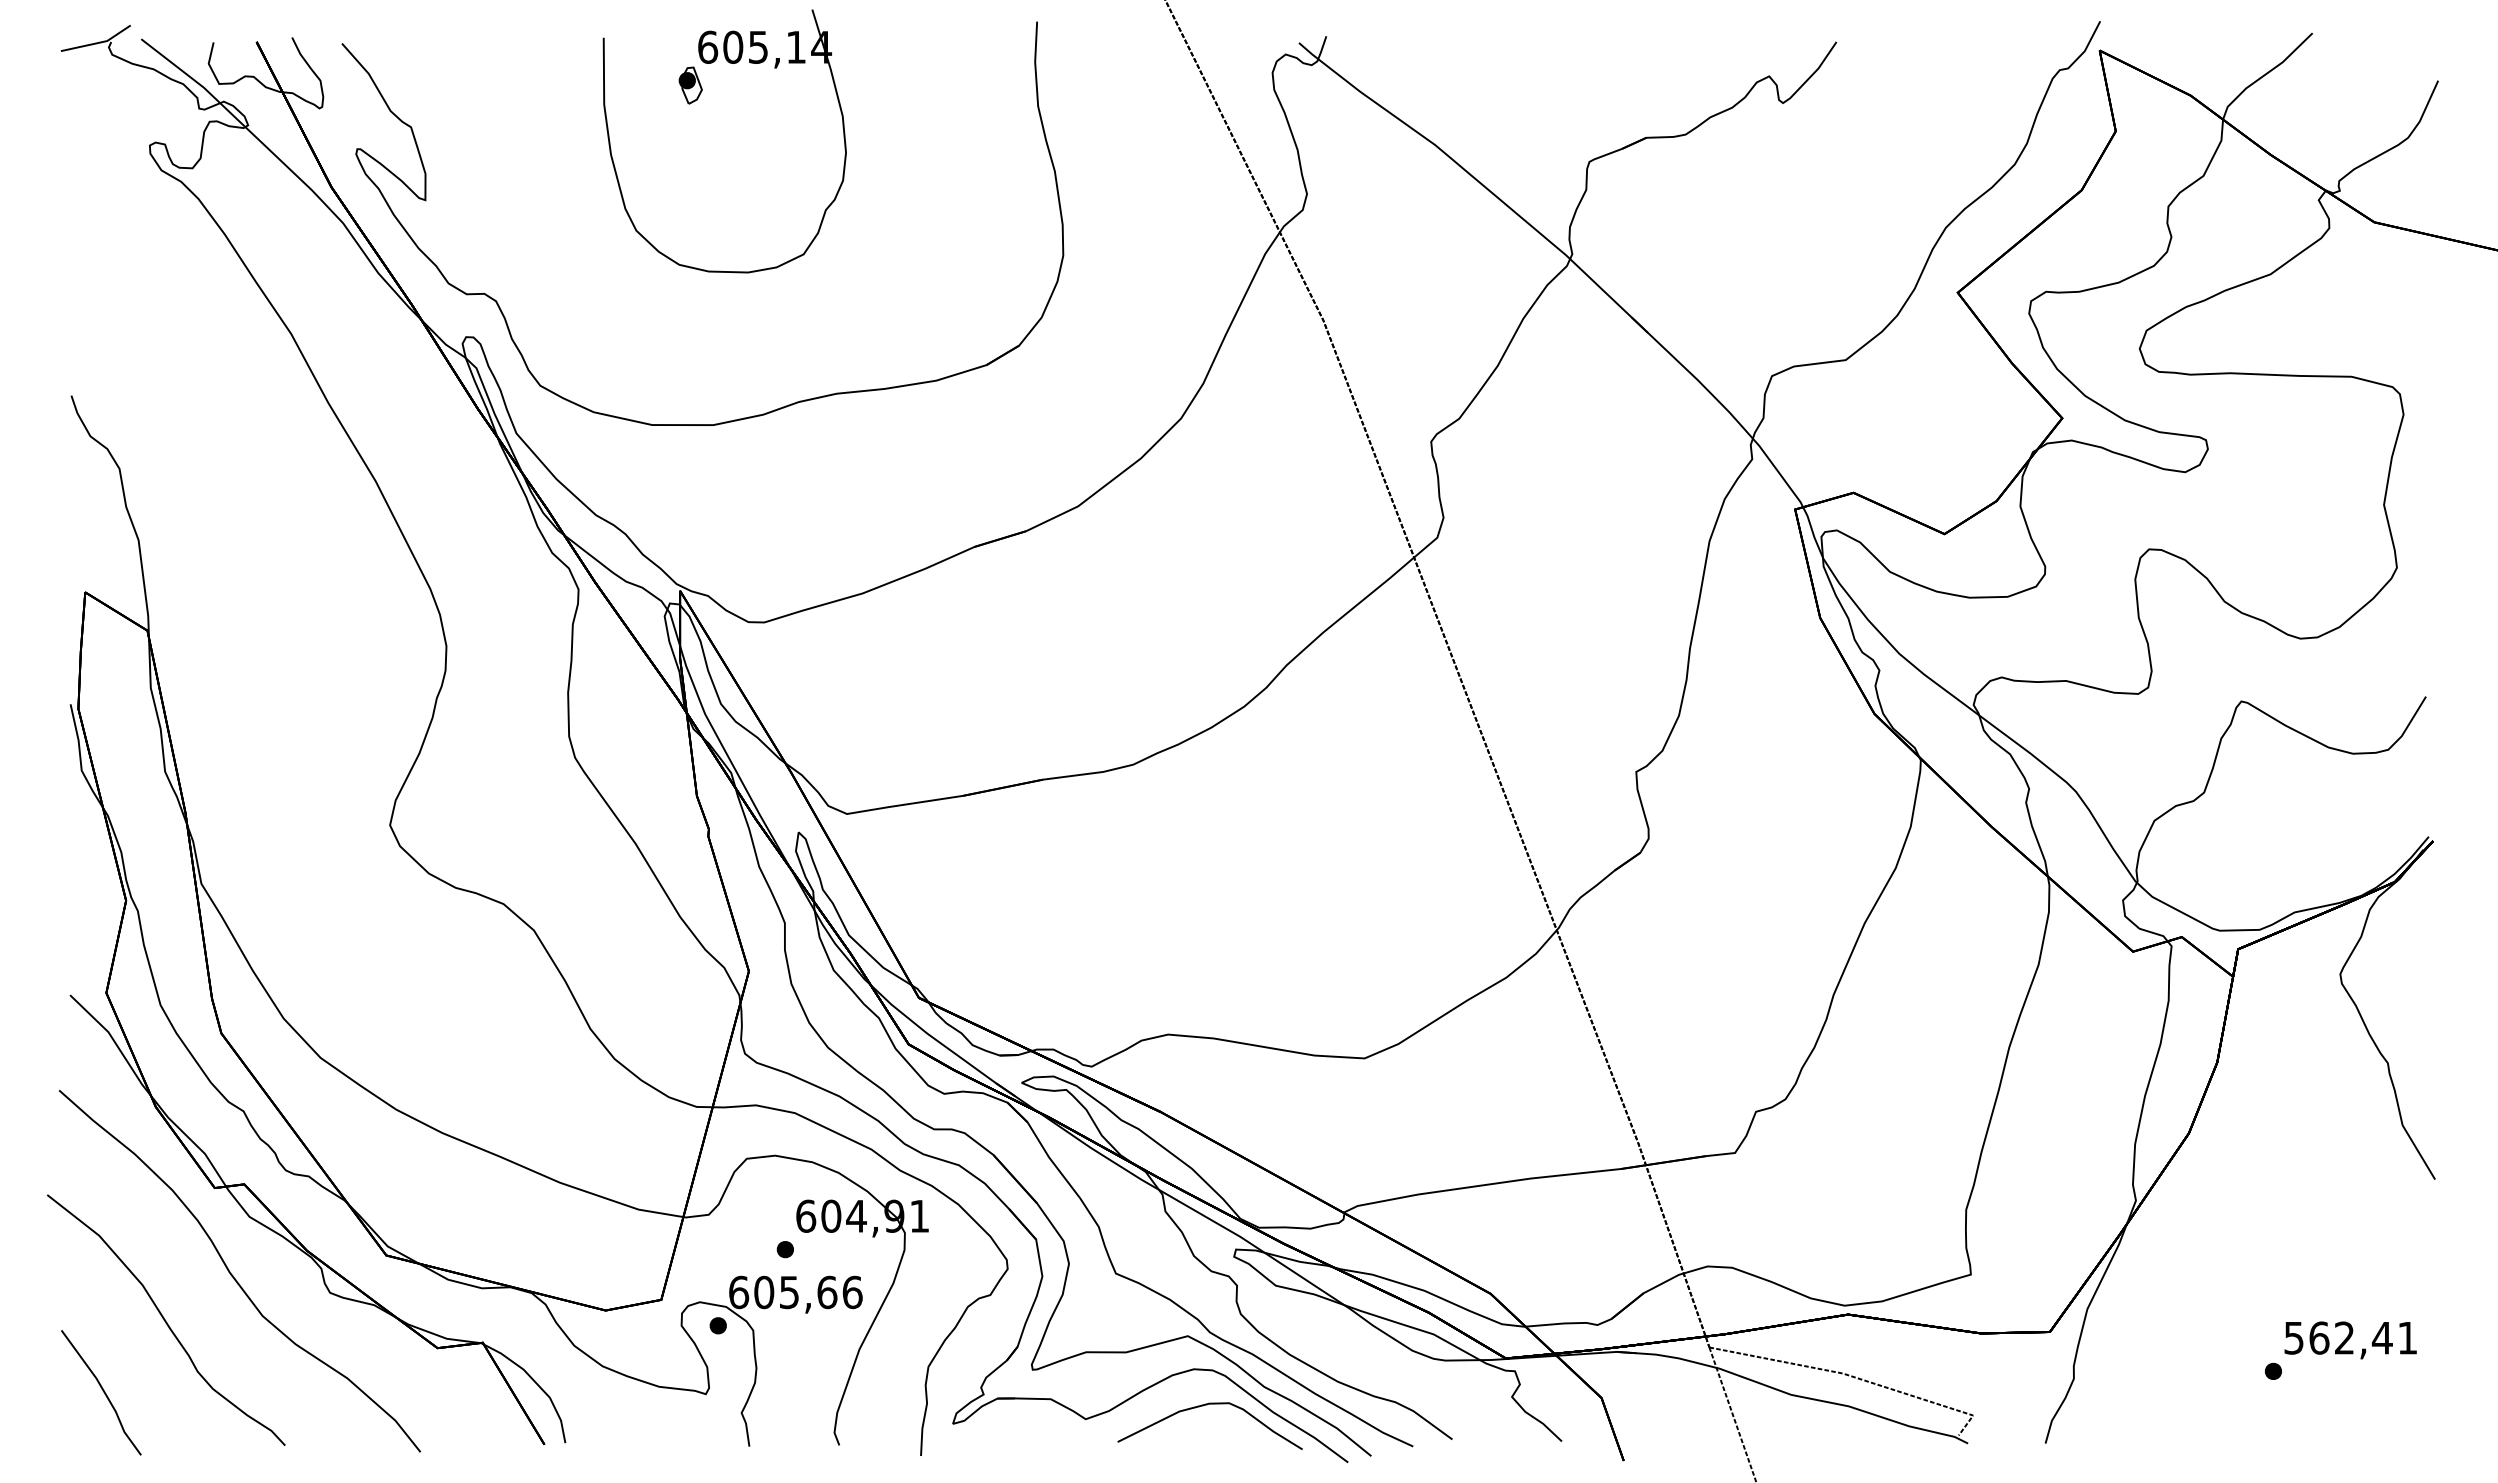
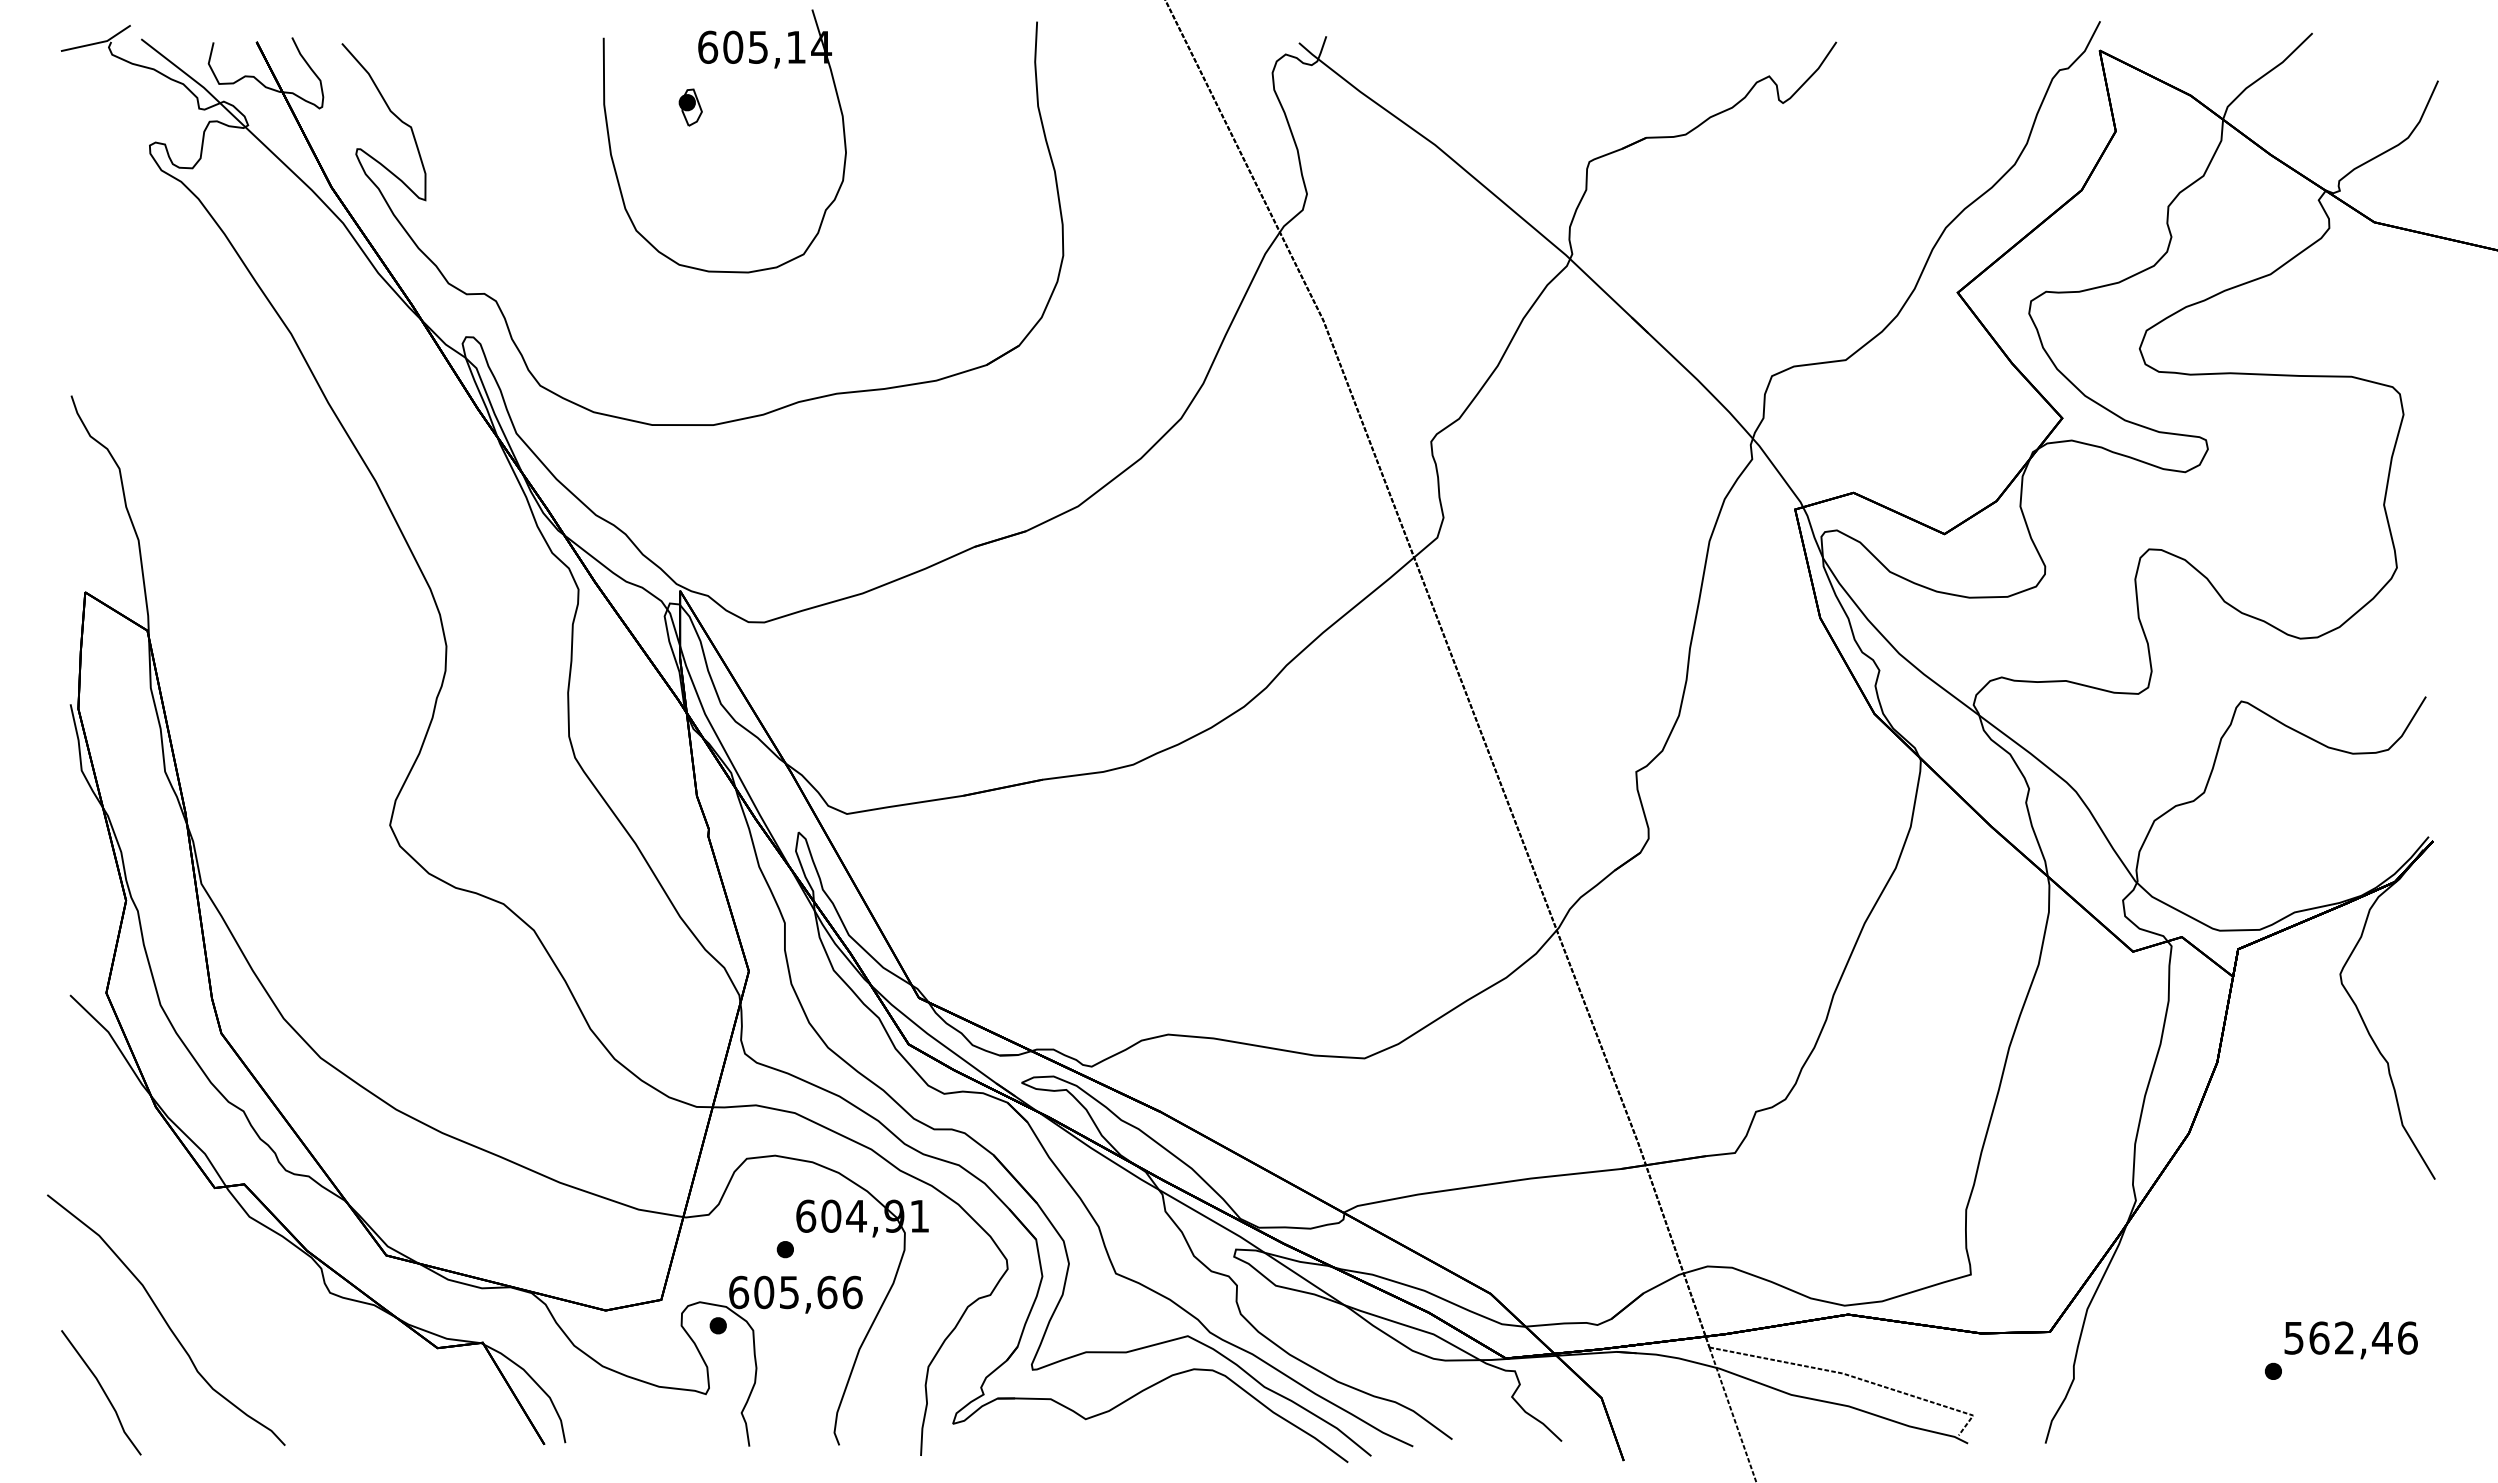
part position: (690, 85) -> (690, 107) (690, 107)
part: present -> none (233, 1275)
text: 562,41 -> 562,46 (2407, 1337)
curve: present -> none (1203, 1406)
